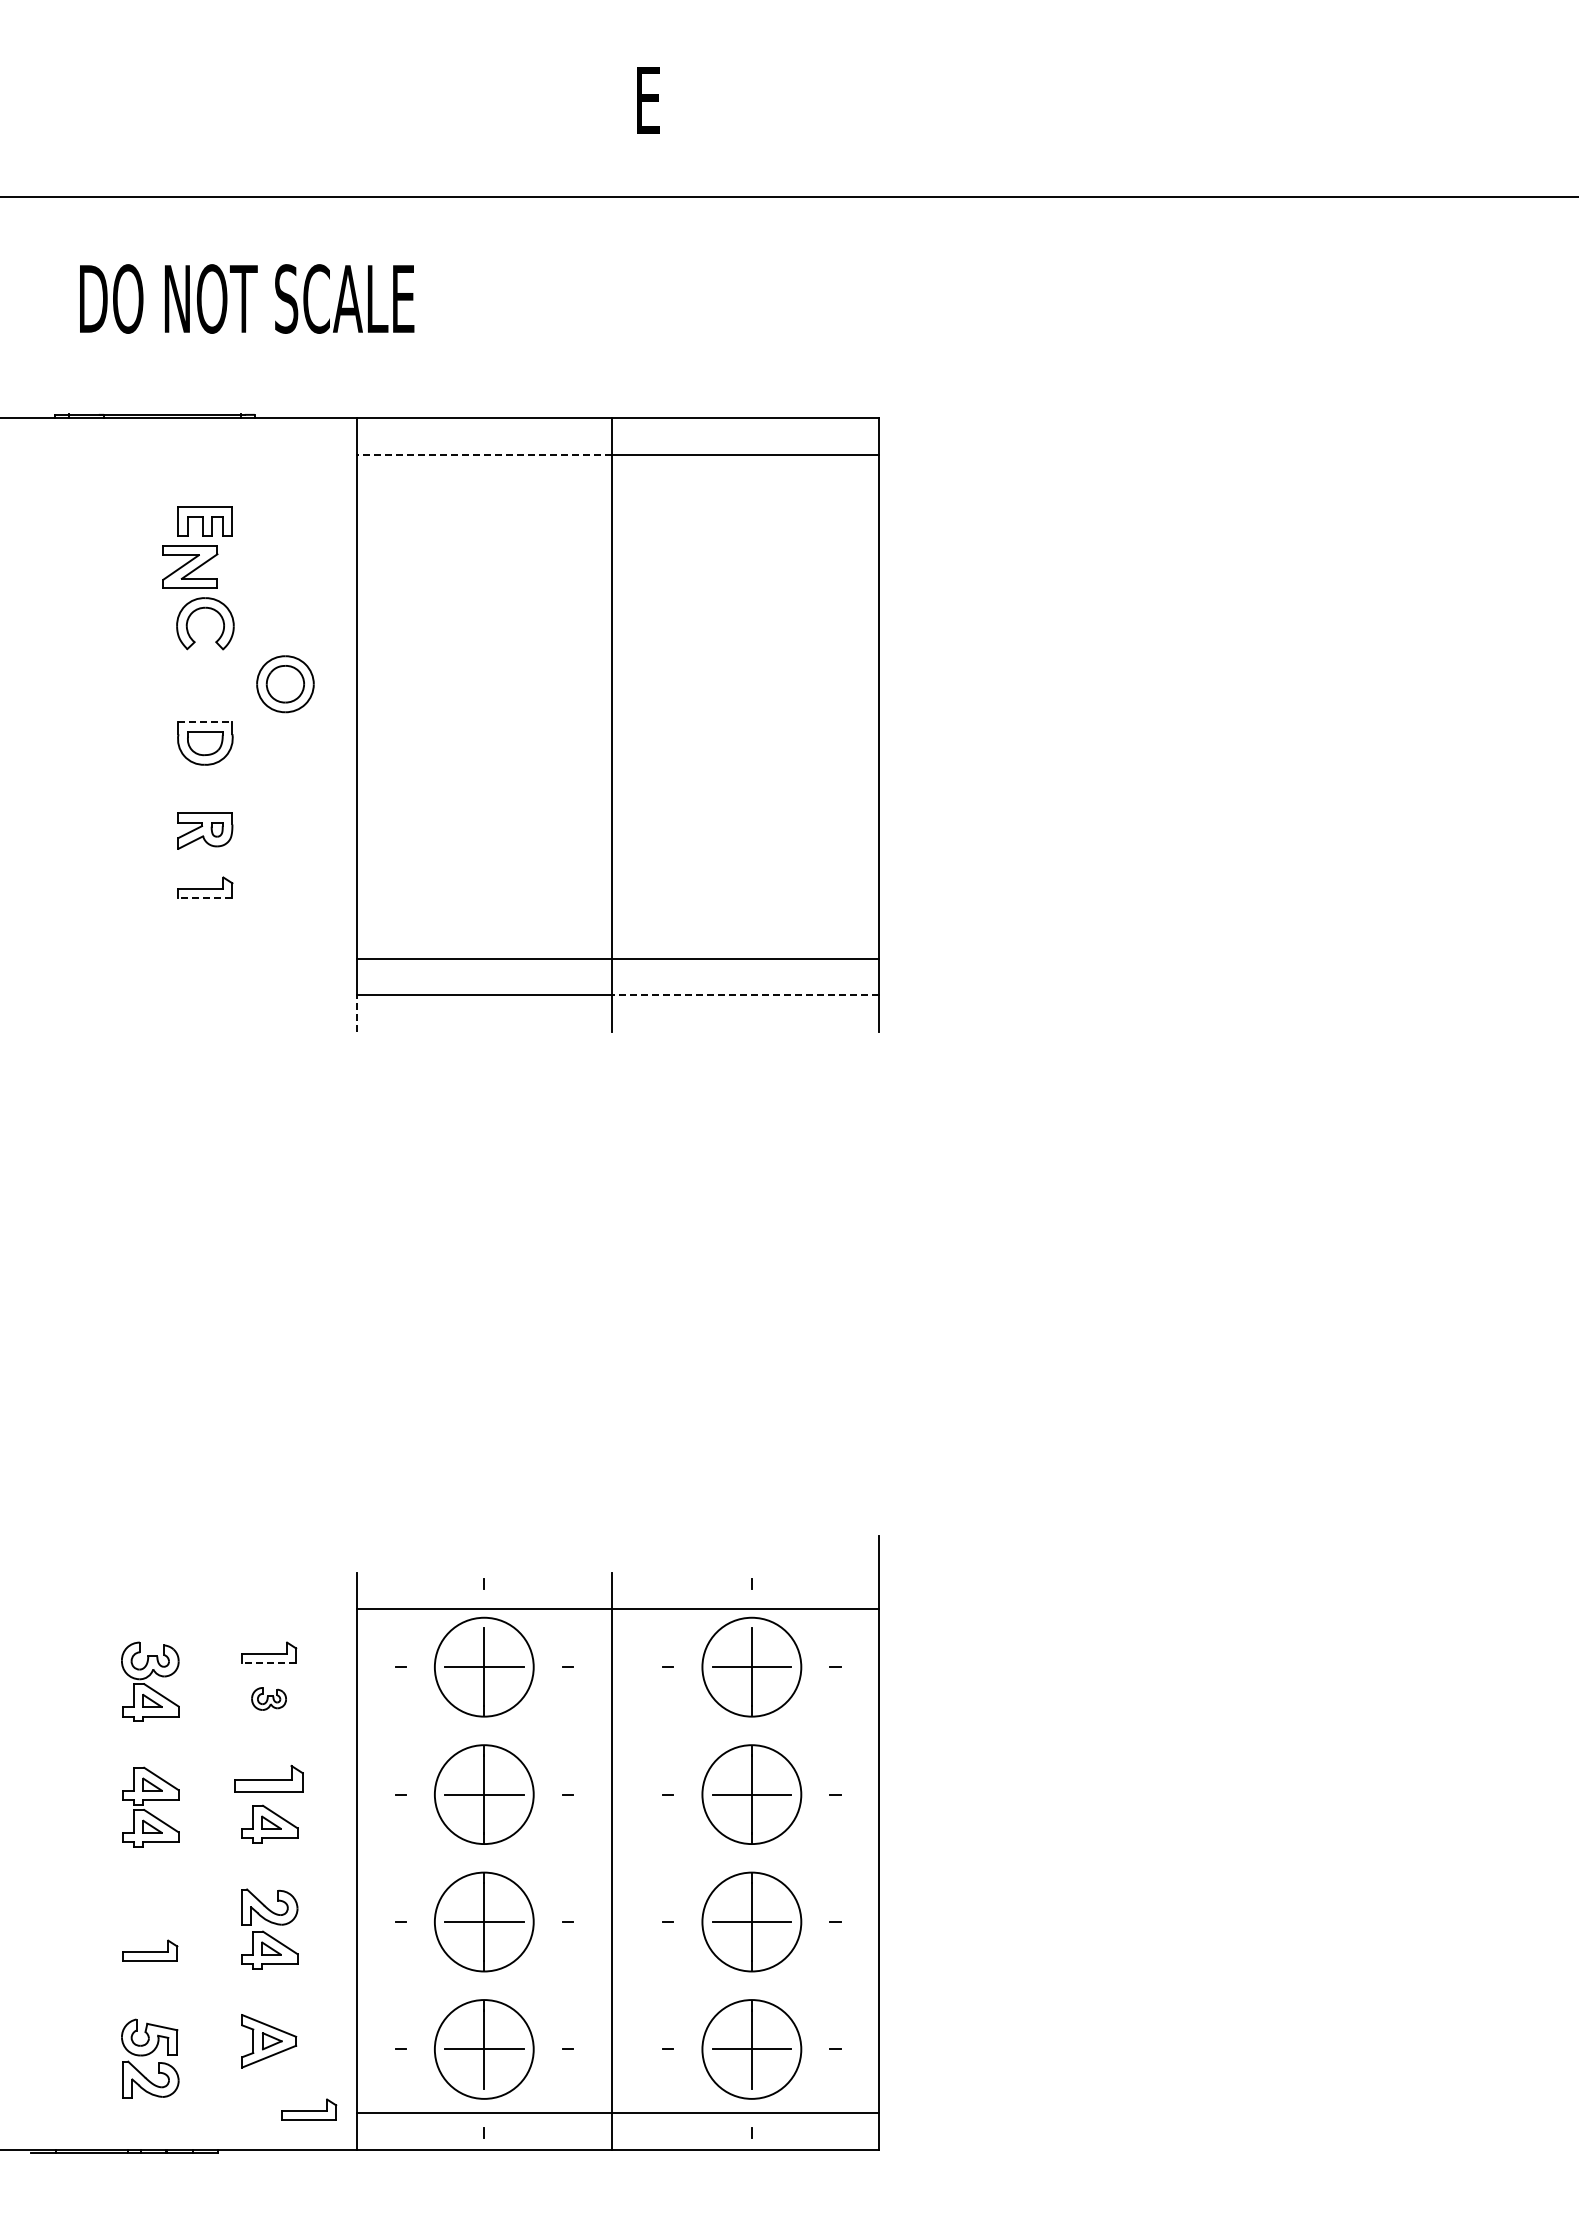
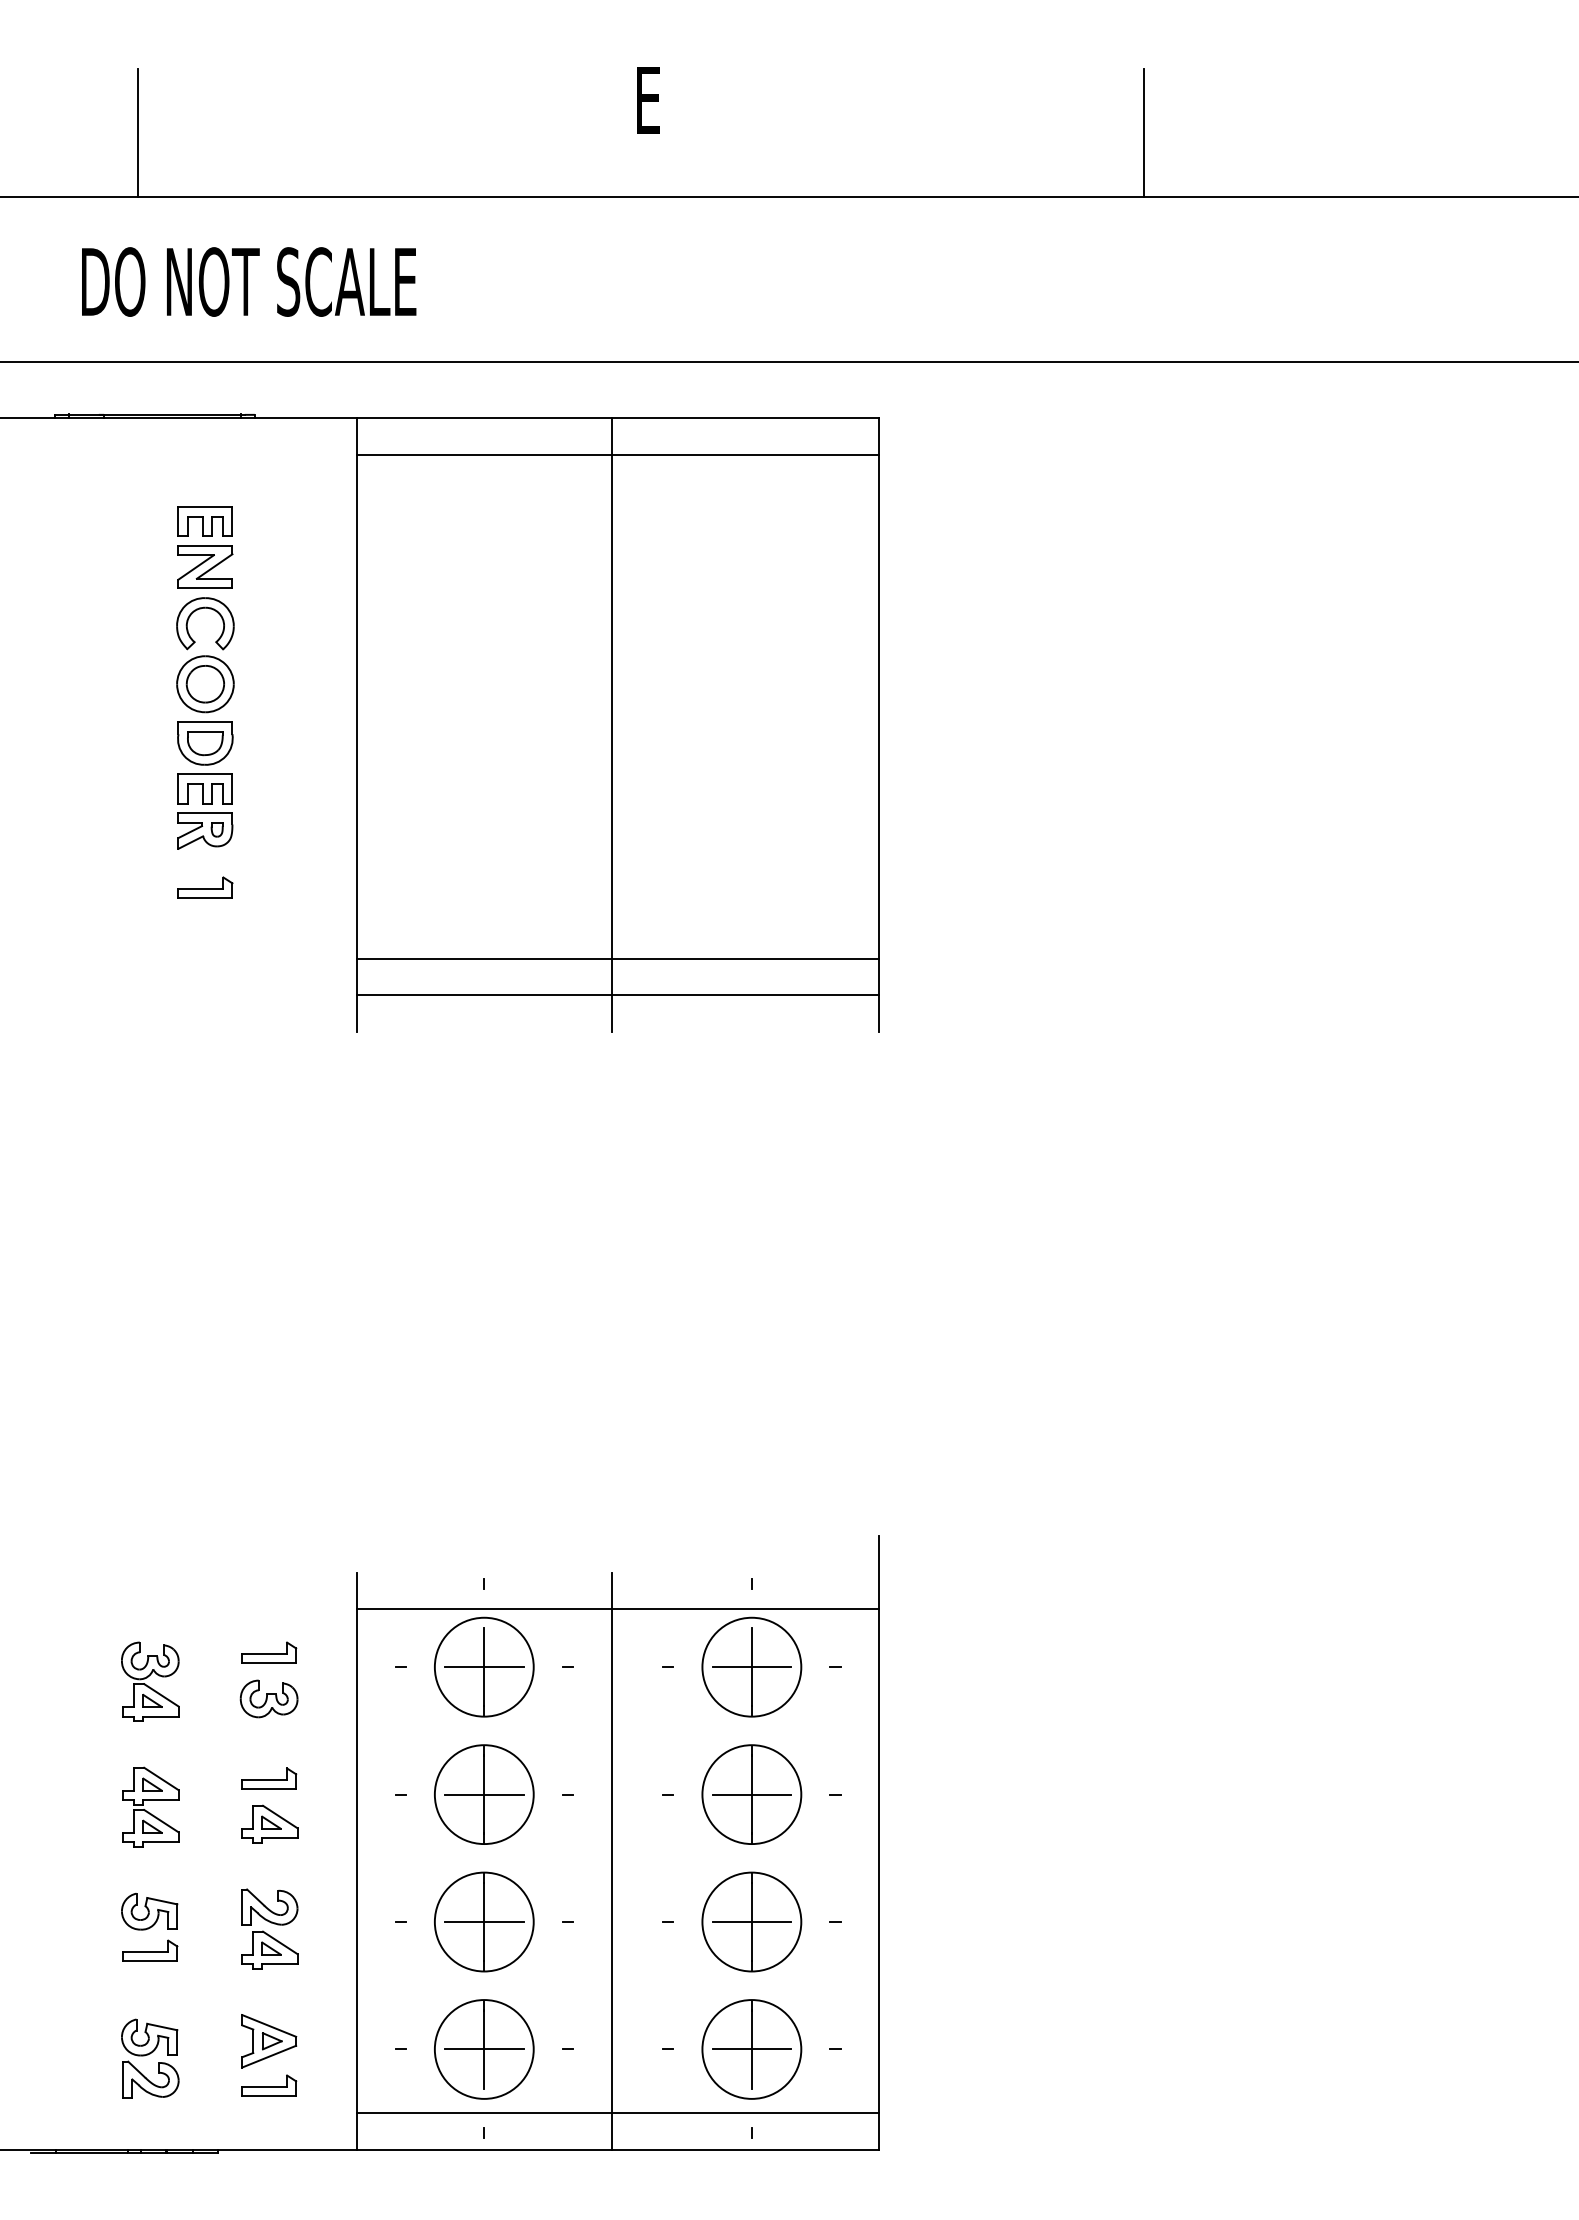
line: none -> present (137, 132)
line: none -> present (1144, 132)
text position: (247, 298) -> (249, 281) (249, 281)
line: none -> present (788, 361)
line: dashed -> solid (483, 454)
part position: (190, 566) -> (205, 566) (205, 566)
part position: (285, 684) -> (205, 684) (205, 684)
line: dashed -> solid (205, 721)
part: none -> present (204, 788)
line: dashed -> solid (205, 898)
line: dashed -> solid (745, 995)
line: dashed -> solid (356, 1013)
line: dashed -> solid (269, 1663)
part size: 36x24 px -> 60x40 px (268, 1698)
part size: 70x29 px -> 57x23 px (269, 1778)
part: none -> present (149, 1911)
part position: (309, 2109) -> (269, 2085) (269, 2085)
